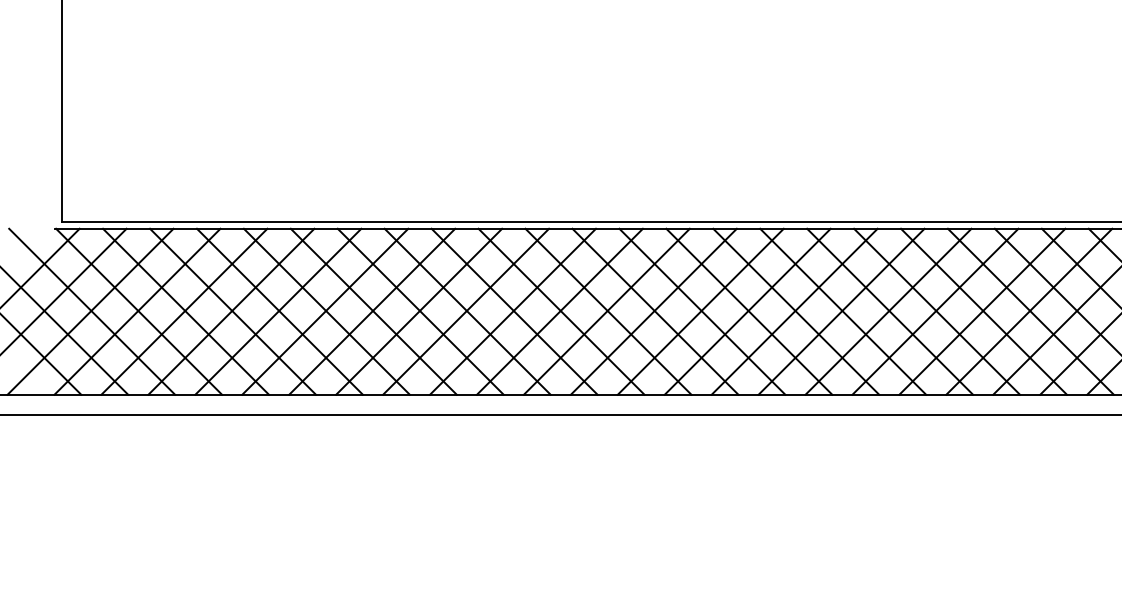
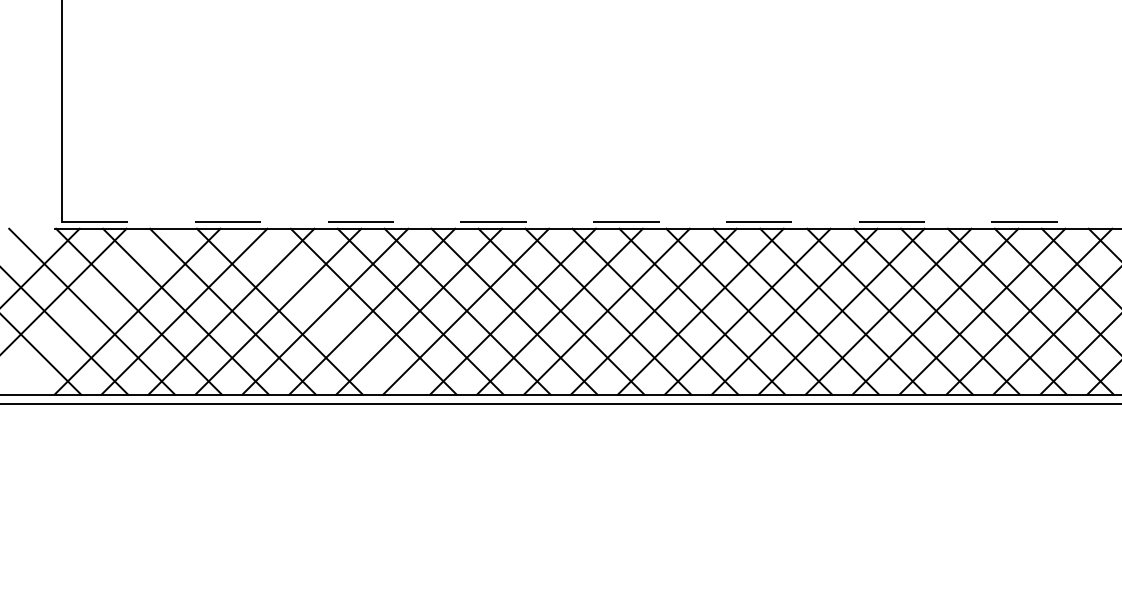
line: solid -> dashed (592, 222)
line: present -> none (90, 311)
line: present -> none (326, 311)
line position: (560, 414) -> (560, 403) (560, 403)
